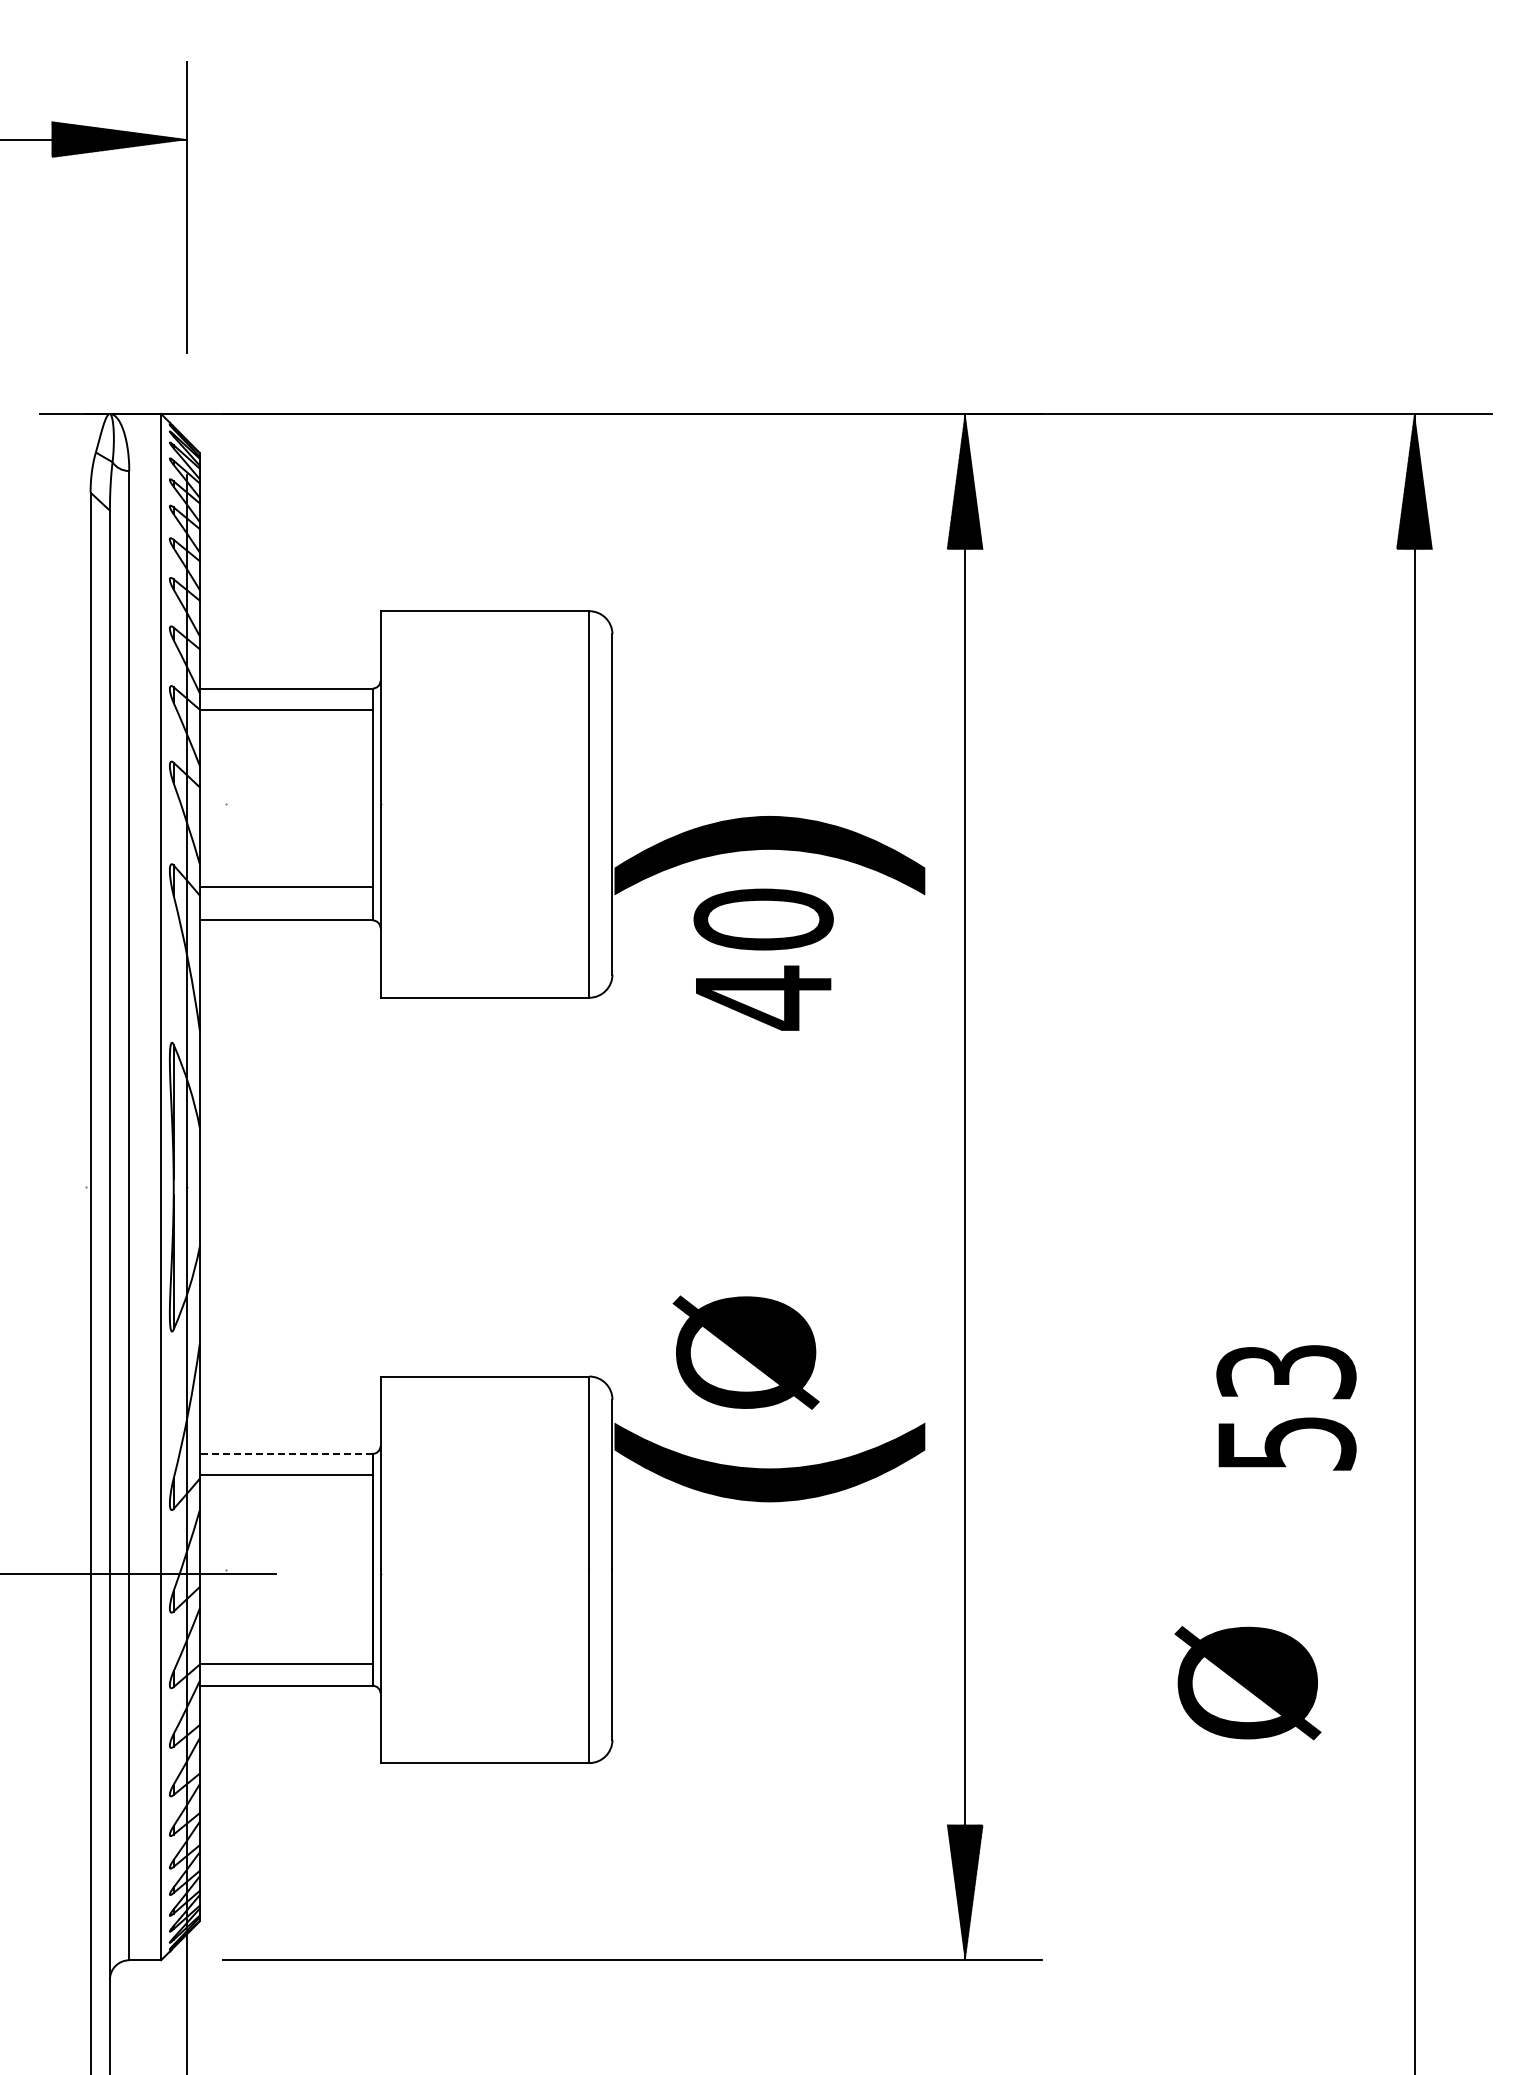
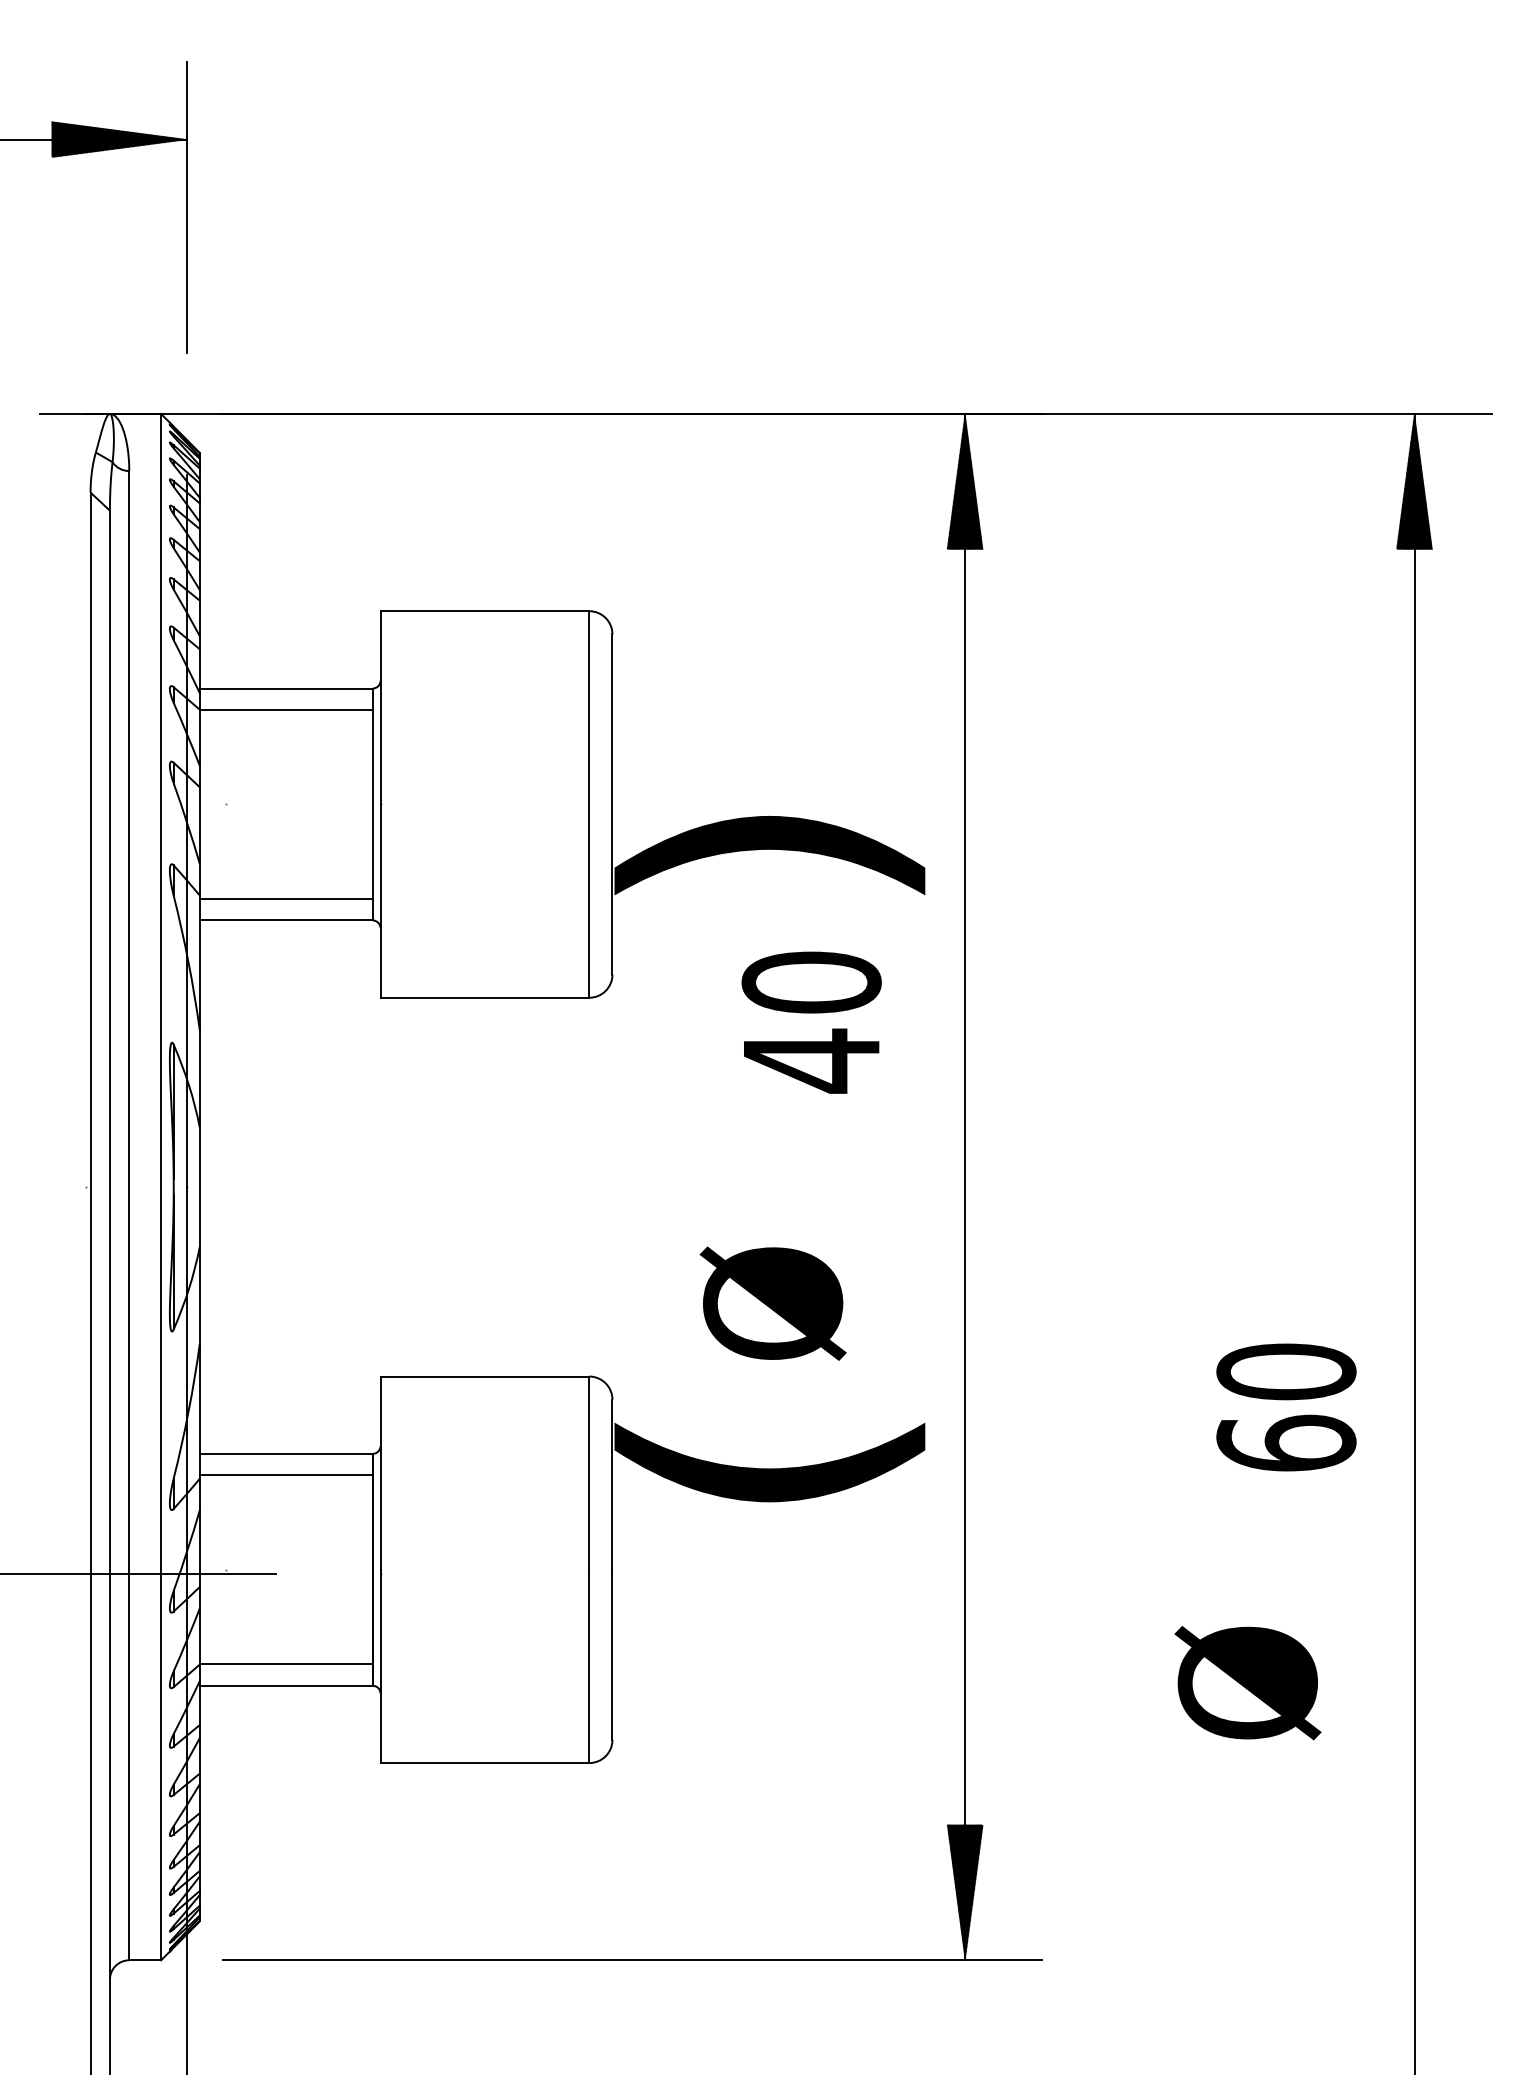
line position: (285, 887) -> (285, 899) (285, 899)
text position: (763, 959) -> (811, 1022) (811, 1022)
text position: (745, 1352) -> (772, 1303) (772, 1303)
text: 53 -> 60 (1286, 1407)
line: dashed -> solid (285, 1453)
